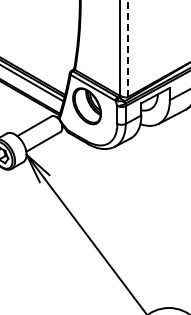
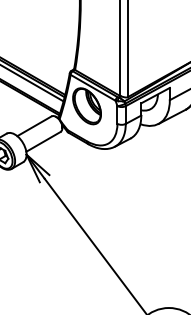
line: dashed -> solid (128, 48)
